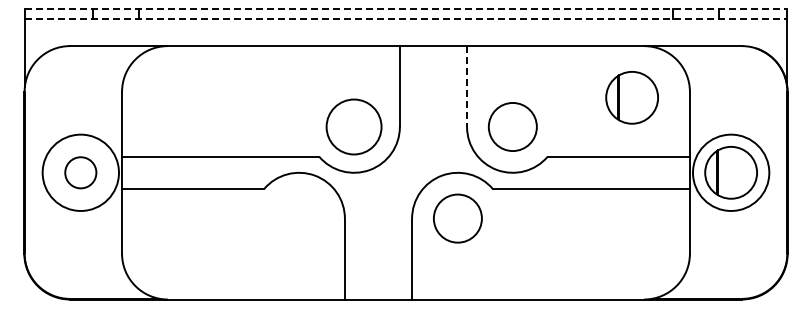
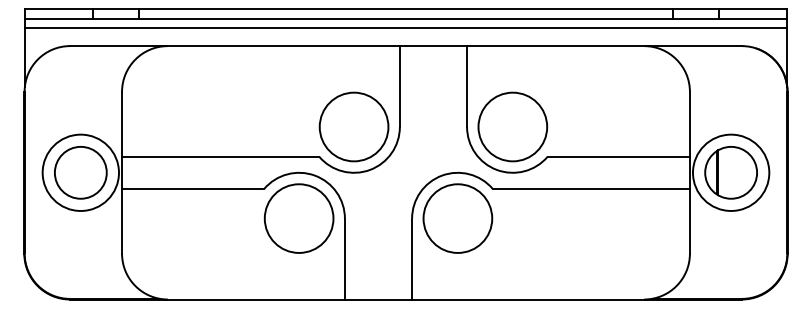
line: dashed -> solid (406, 9)
line: dashed -> solid (406, 18)
line: none -> present (405, 27)
line: dashed -> solid (467, 87)
part: present -> none (631, 97)
circle diameter: 55 px -> 69 px (353, 126)
circle diameter: 48 px -> 69 px (512, 126)
circle diameter: 31 px -> 52 px (80, 172)
circle: none -> present (298, 218)
circle diameter: 48 px -> 69 px (457, 218)
